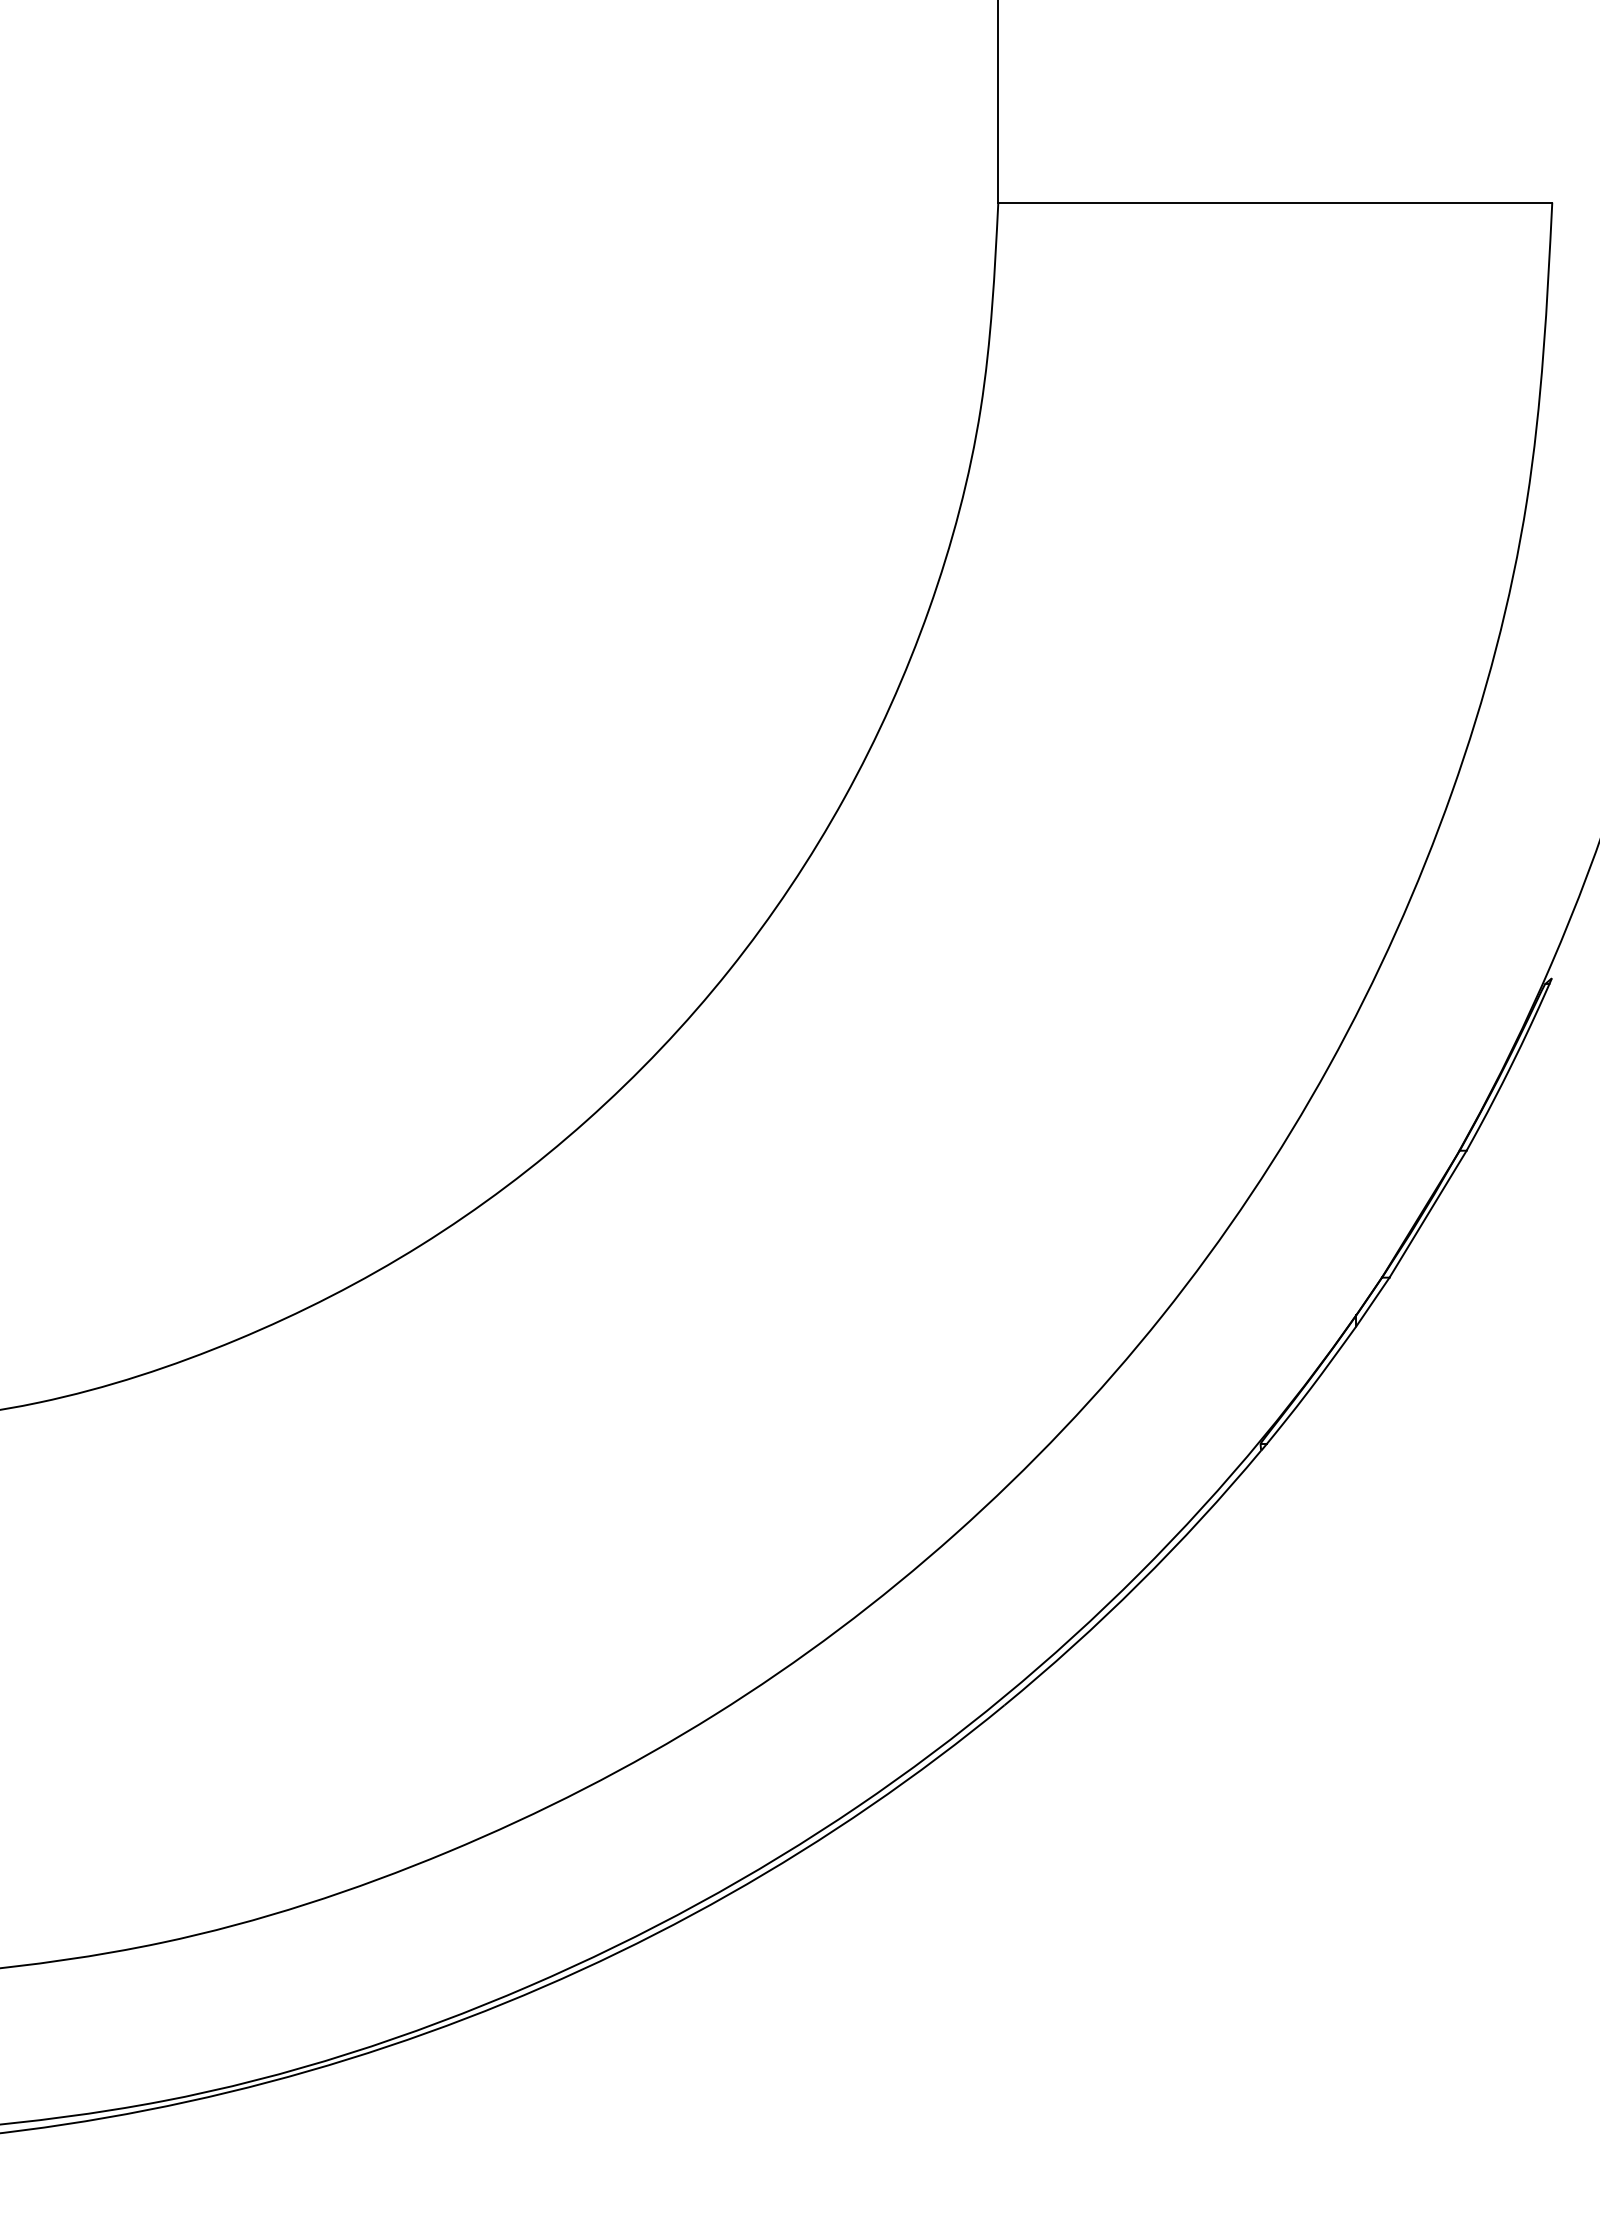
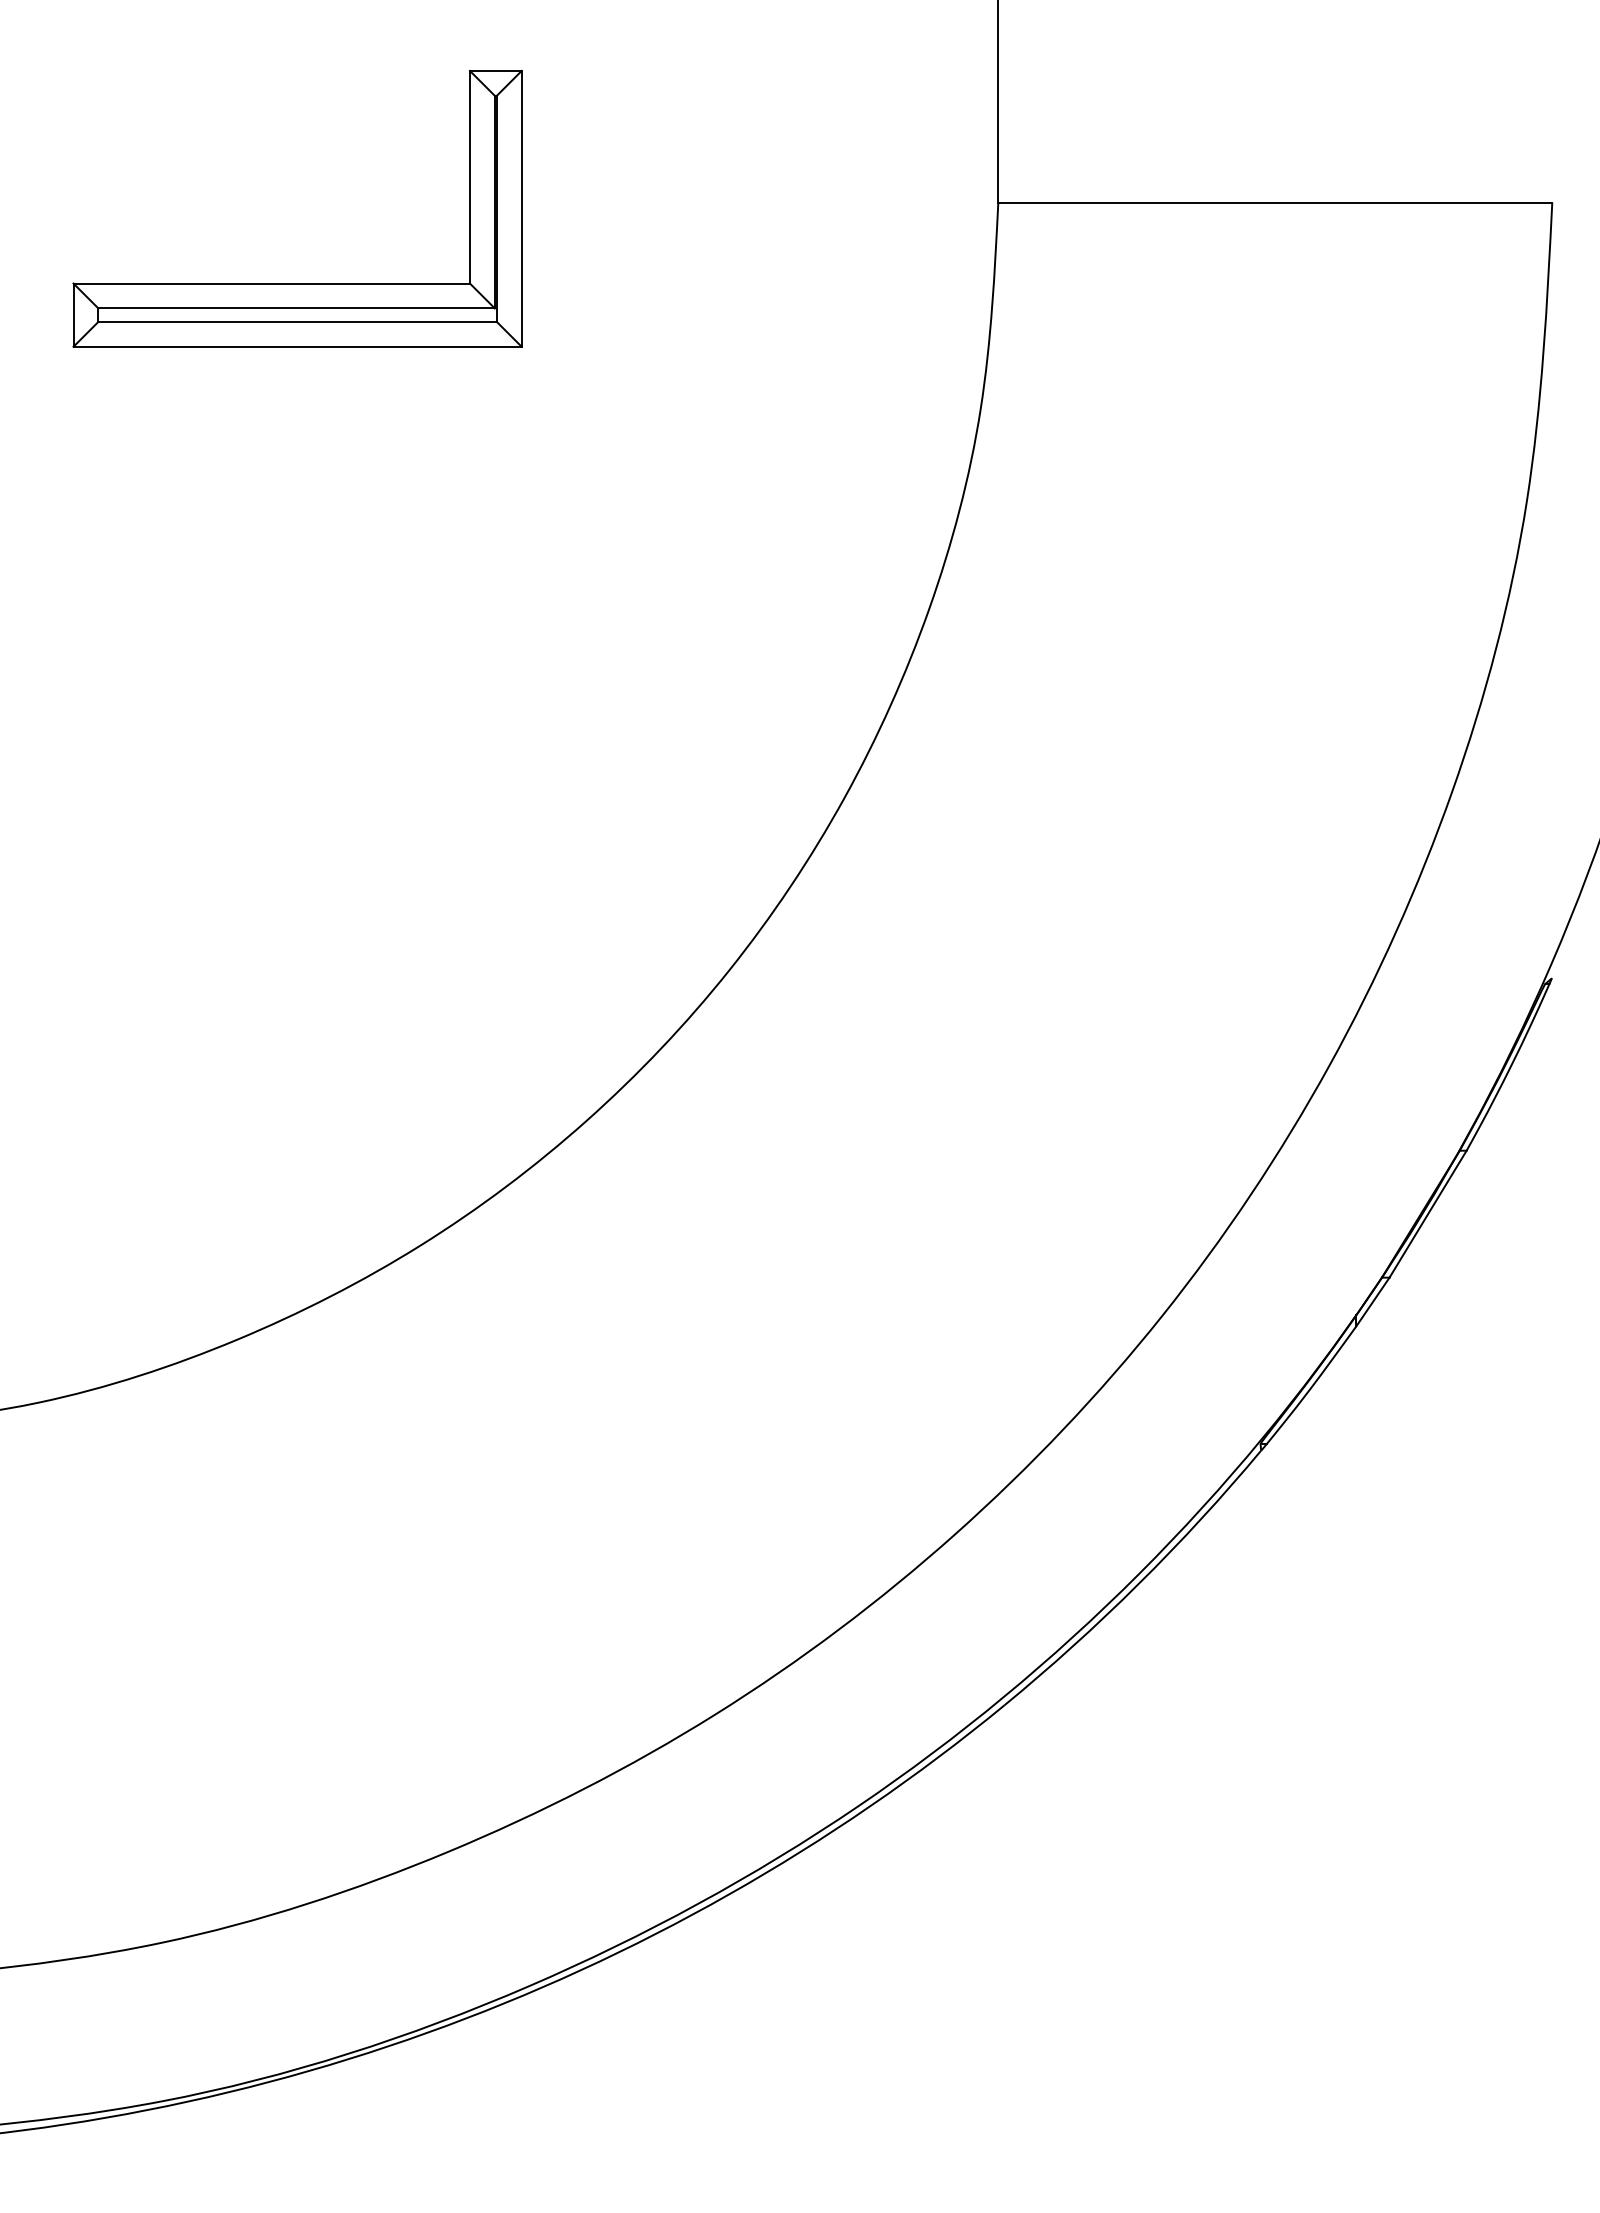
part: none -> present (297, 283)
